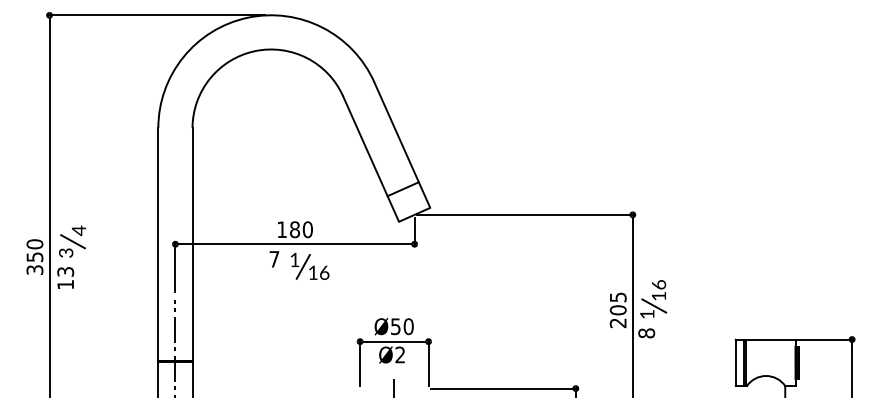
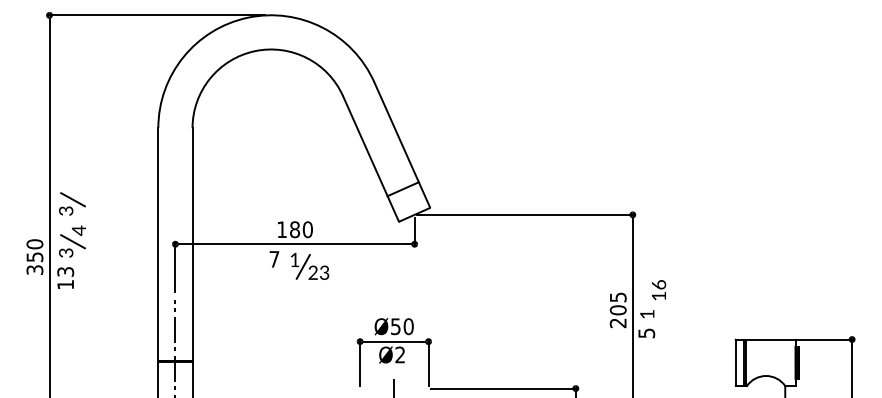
part: none -> present (72, 203)
text: 16 -> 23 (318, 272)
line: present -> none (654, 305)
text: 8 -> 5 (646, 333)
